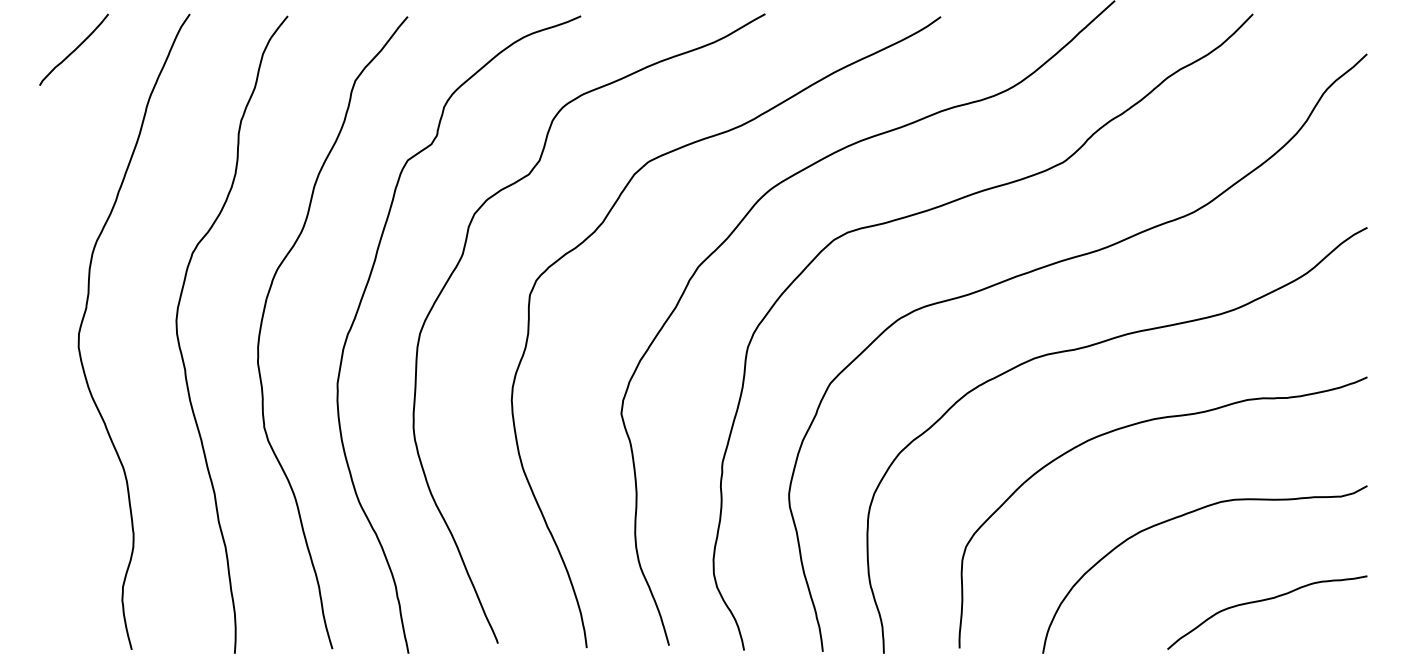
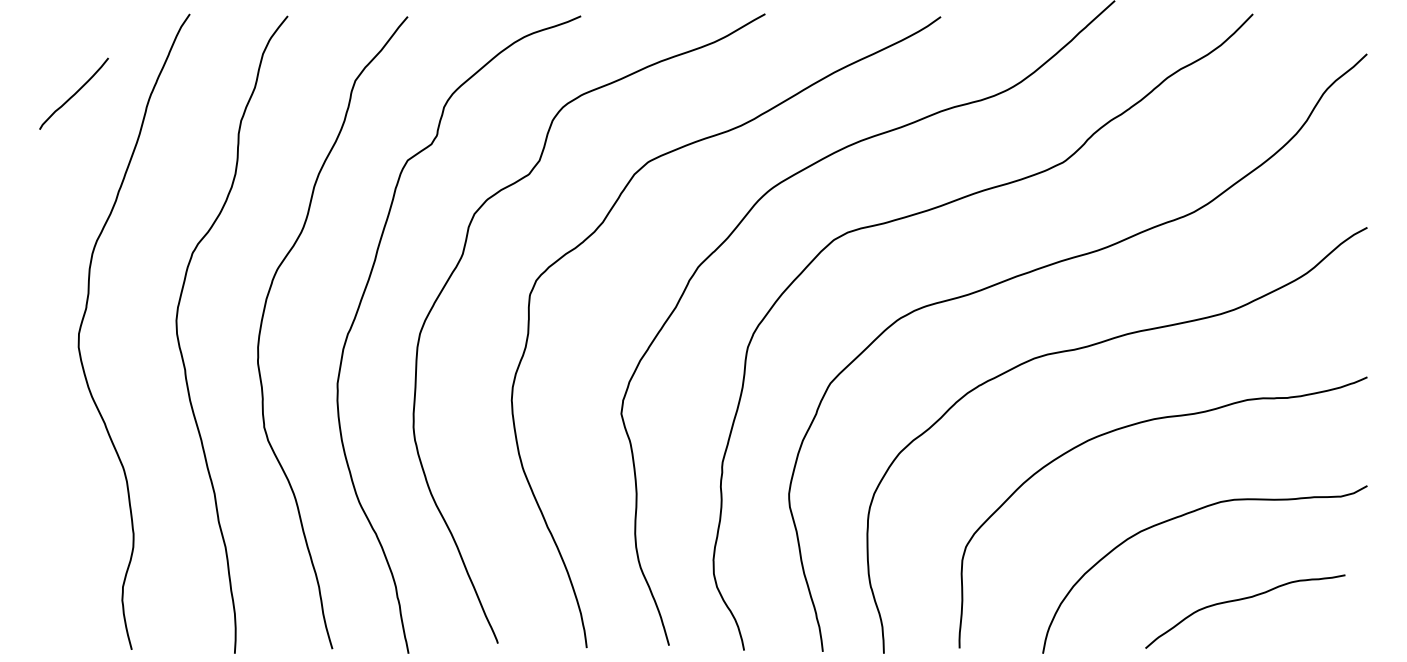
curve position: (74, 49) -> (74, 93) (74, 93)
curve position: (1263, 601) -> (1241, 600) (1241, 600)
